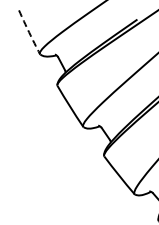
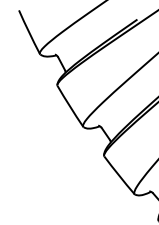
arc: dashed -> solid (29, 32)
